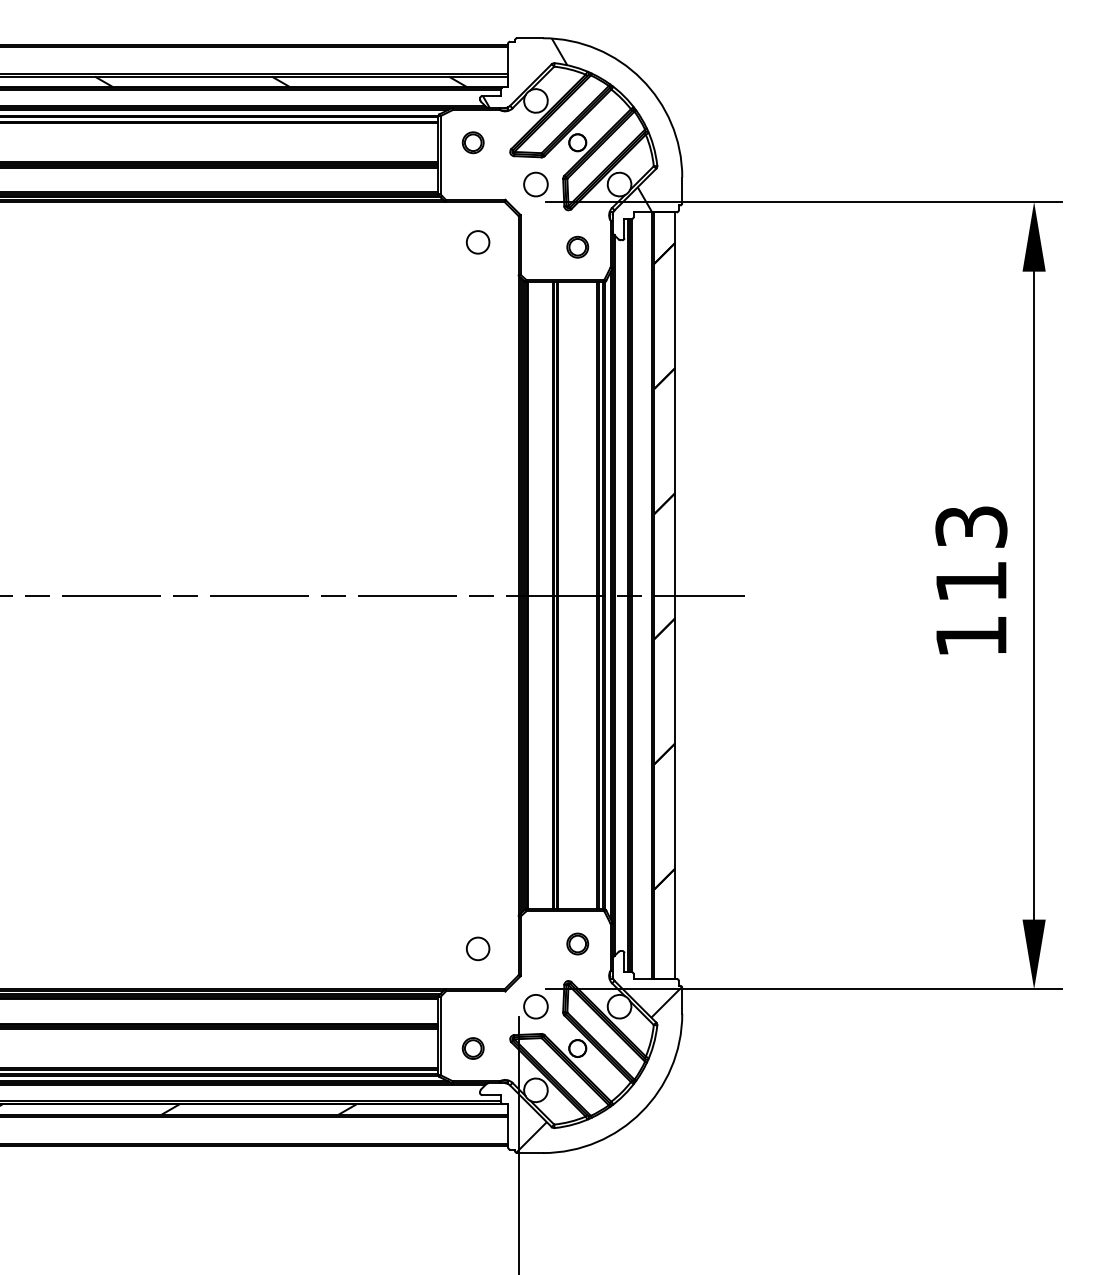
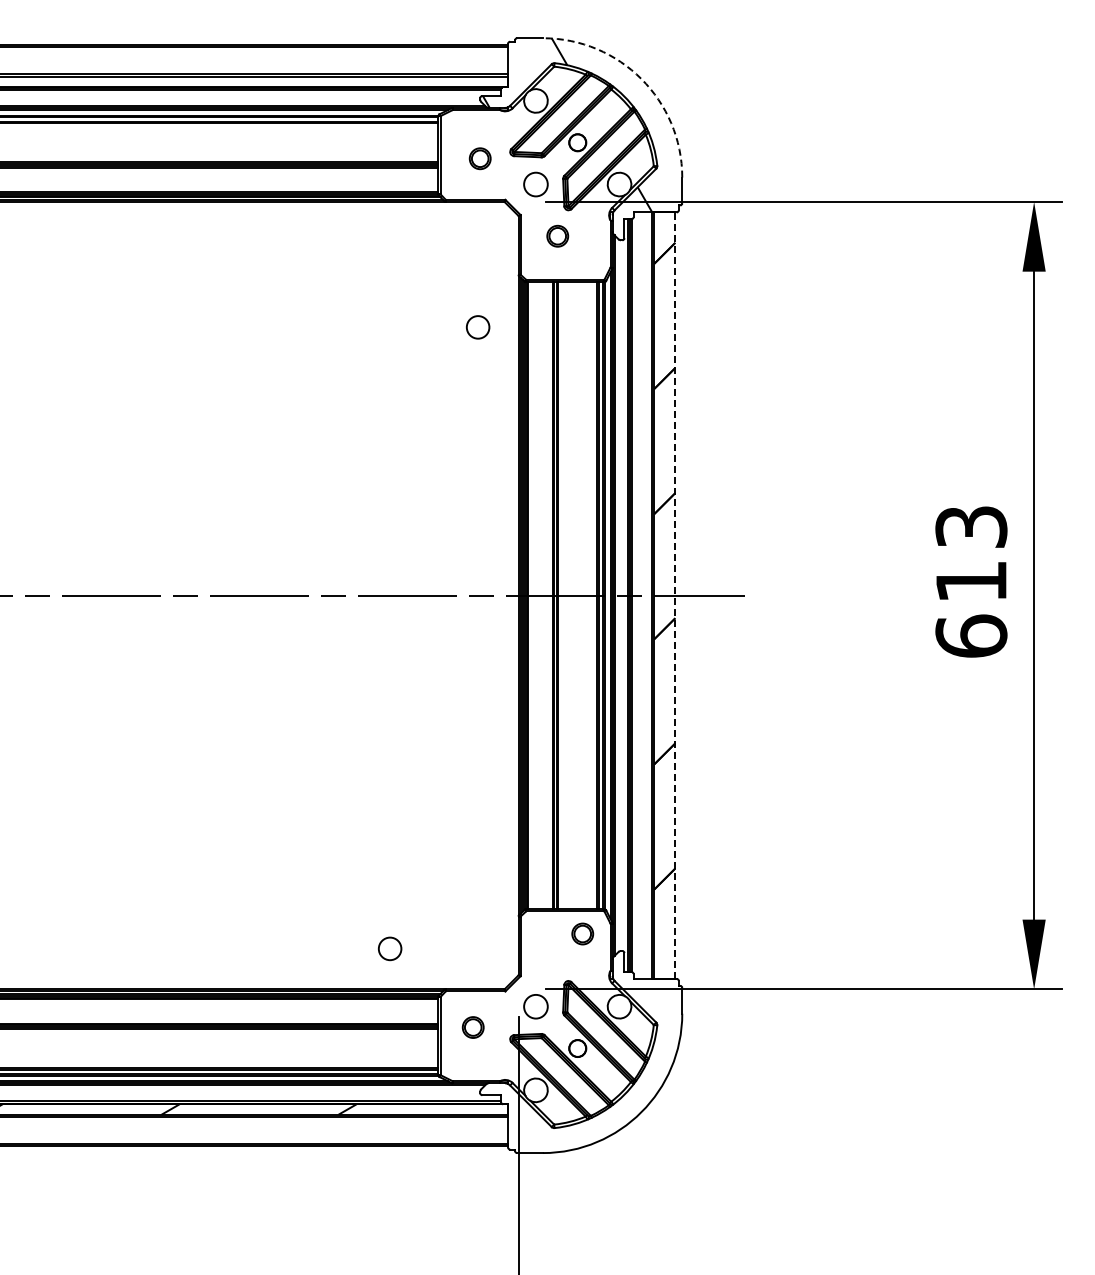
arc: solid -> dashed (641, 79)
hatch: present -> none (280, 81)
part position: (472, 142) -> (479, 158) (479, 158)
circle position: (478, 242) -> (478, 327) (478, 327)
part position: (577, 246) -> (557, 235) (557, 235)
line: solid -> dashed (675, 595)
text: 113 -> 613 (971, 635)
part position: (577, 943) -> (582, 933) (582, 933)
circle position: (478, 948) -> (390, 948) (390, 948)
part position: (472, 1048) -> (472, 1027) (472, 1027)
hatch: present -> none (599, 1069)
